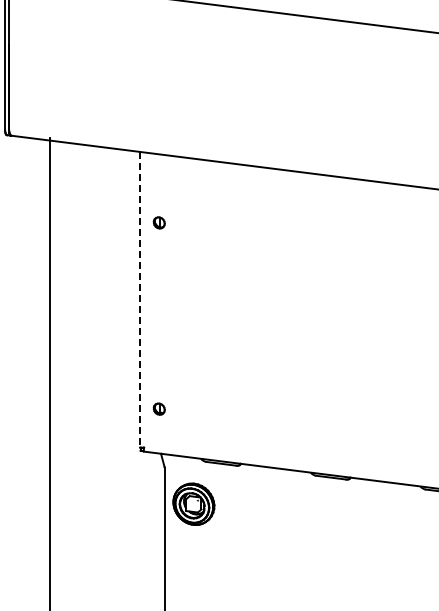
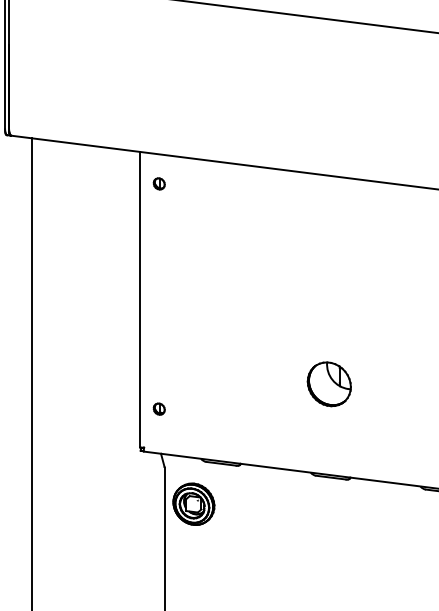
part position: (158, 222) -> (158, 183) (158, 183)
line: dashed -> solid (140, 299)
line position: (50, 372) -> (32, 372) (32, 372)
part: none -> present (328, 384)
